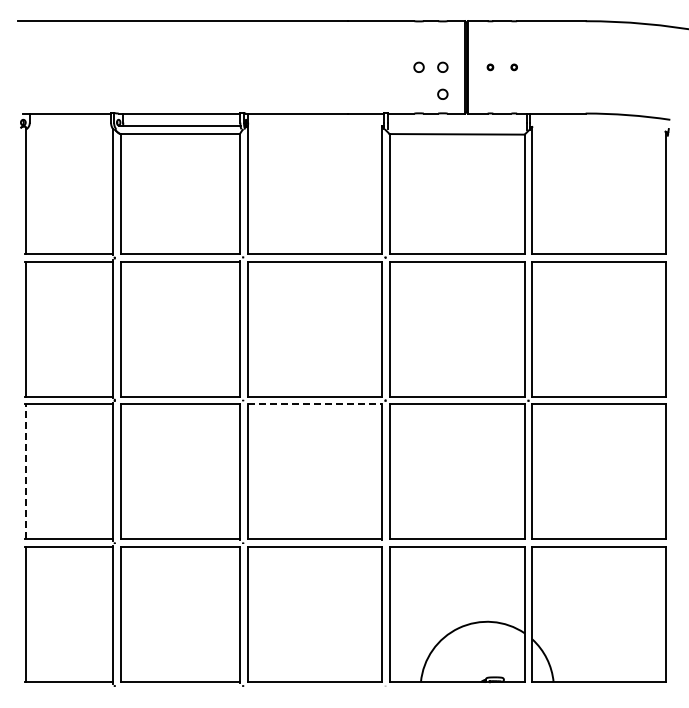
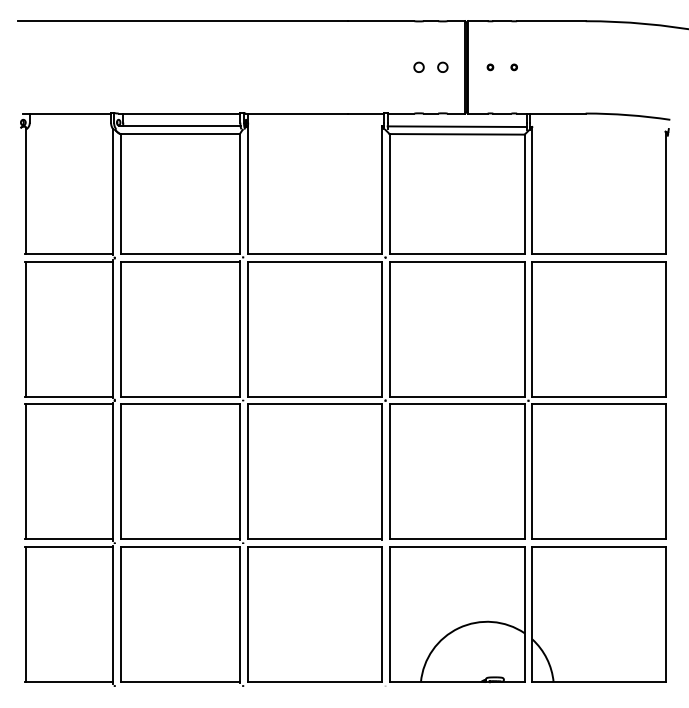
part: present -> none (442, 93)
line: none -> present (456, 126)
line: dashed -> solid (315, 404)
line: dashed -> solid (26, 471)
